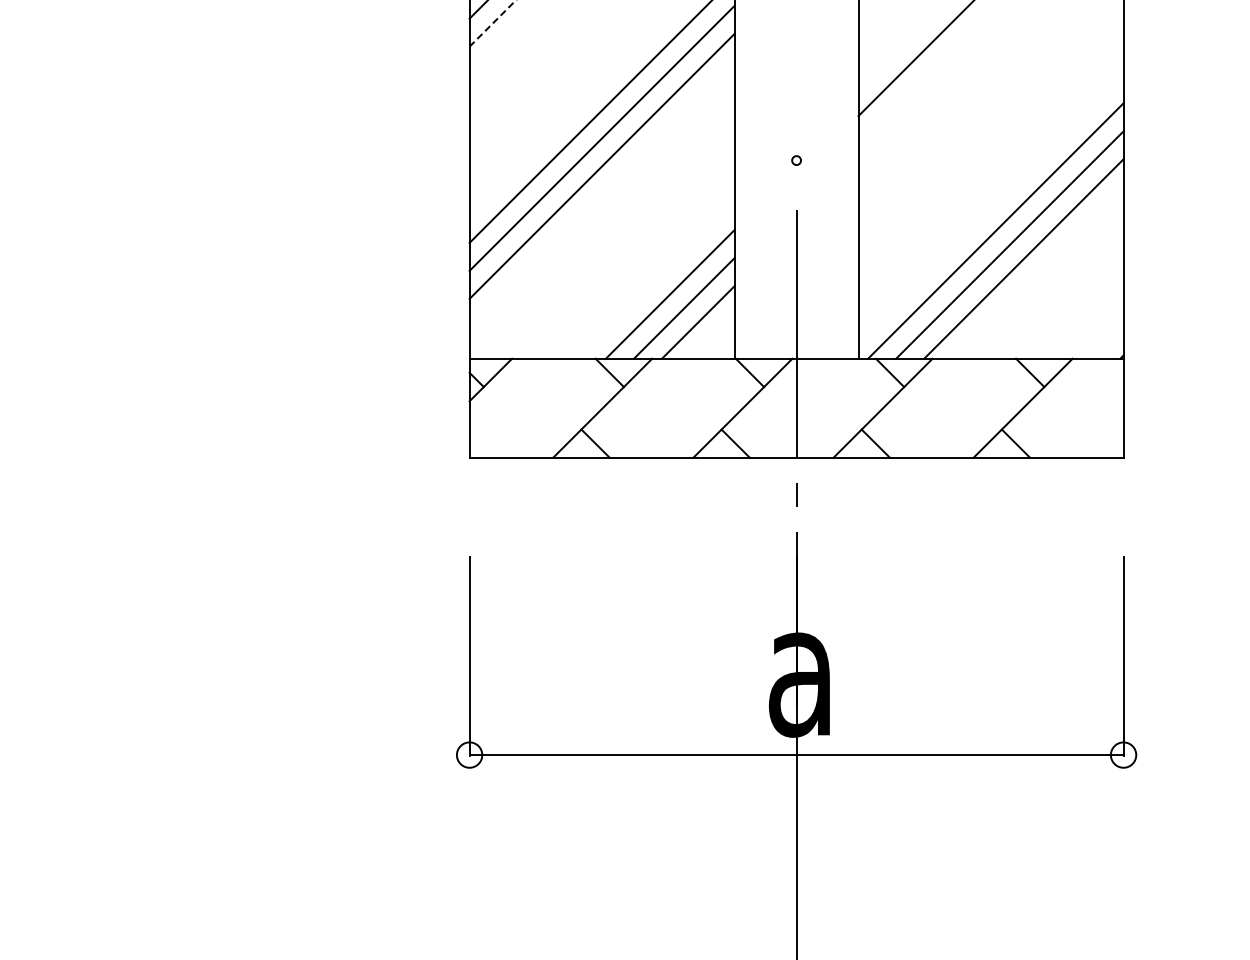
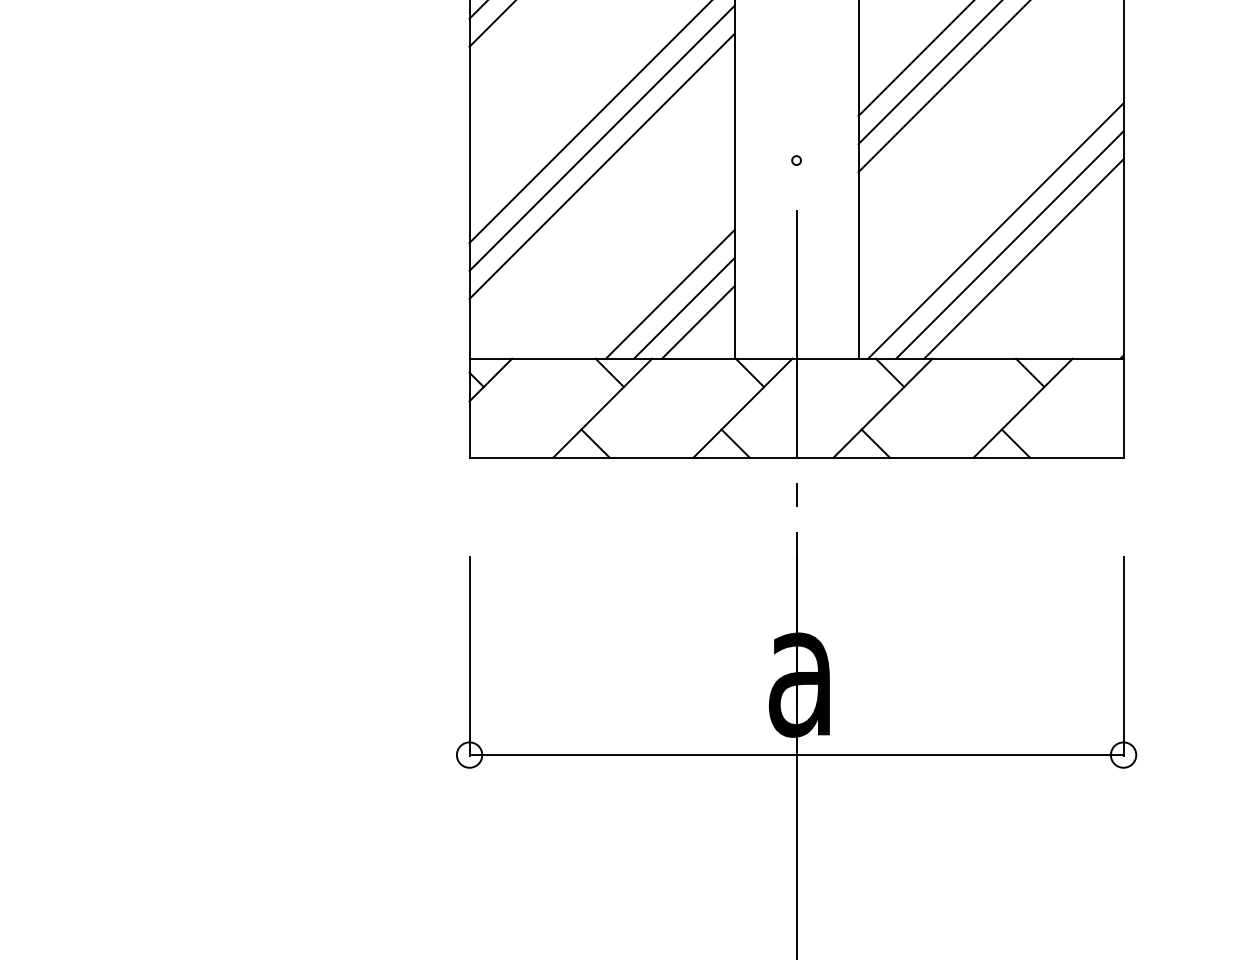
line: dashed -> solid (492, 23)
line: none -> present (929, 73)
line: none -> present (943, 87)
